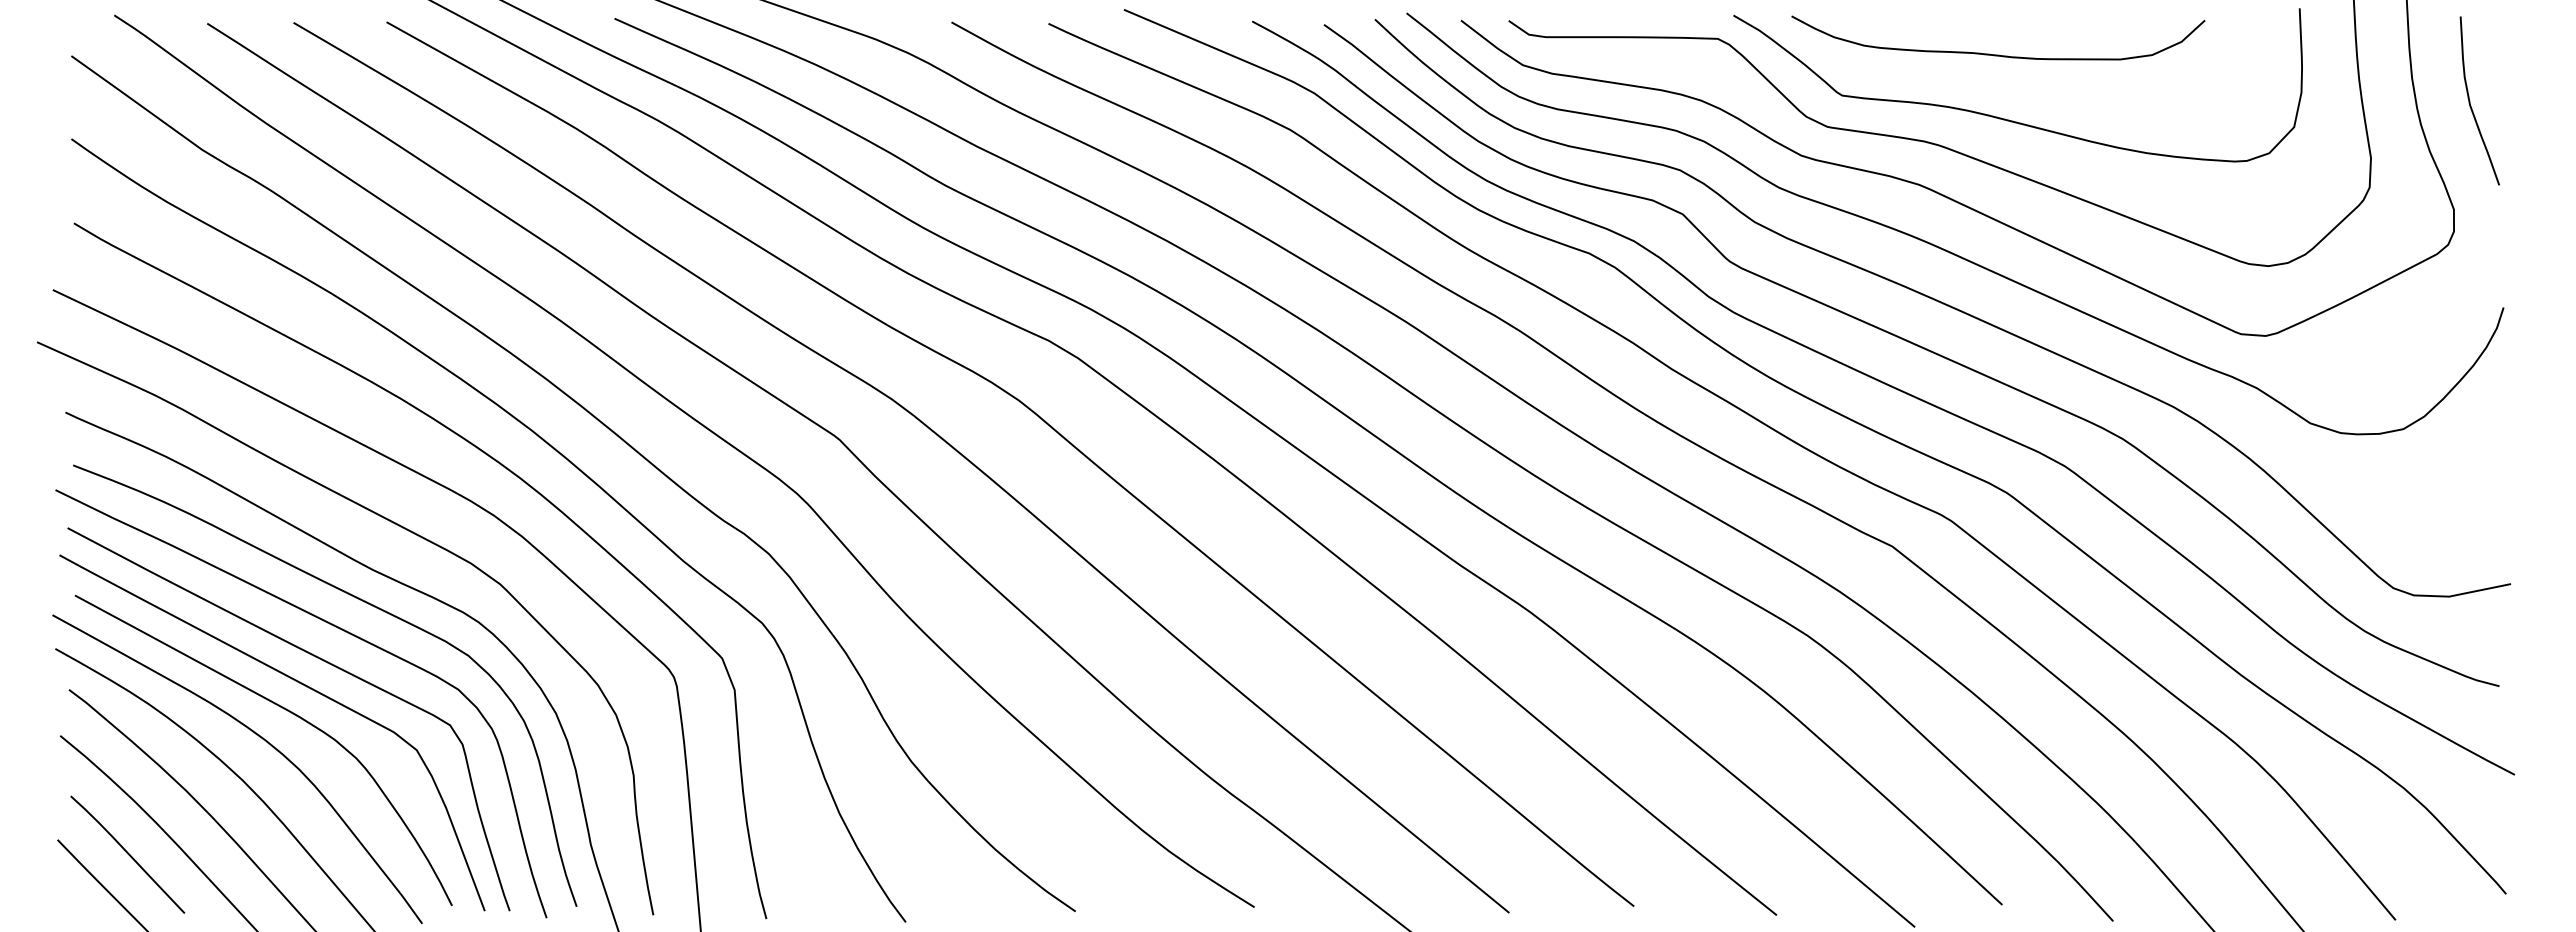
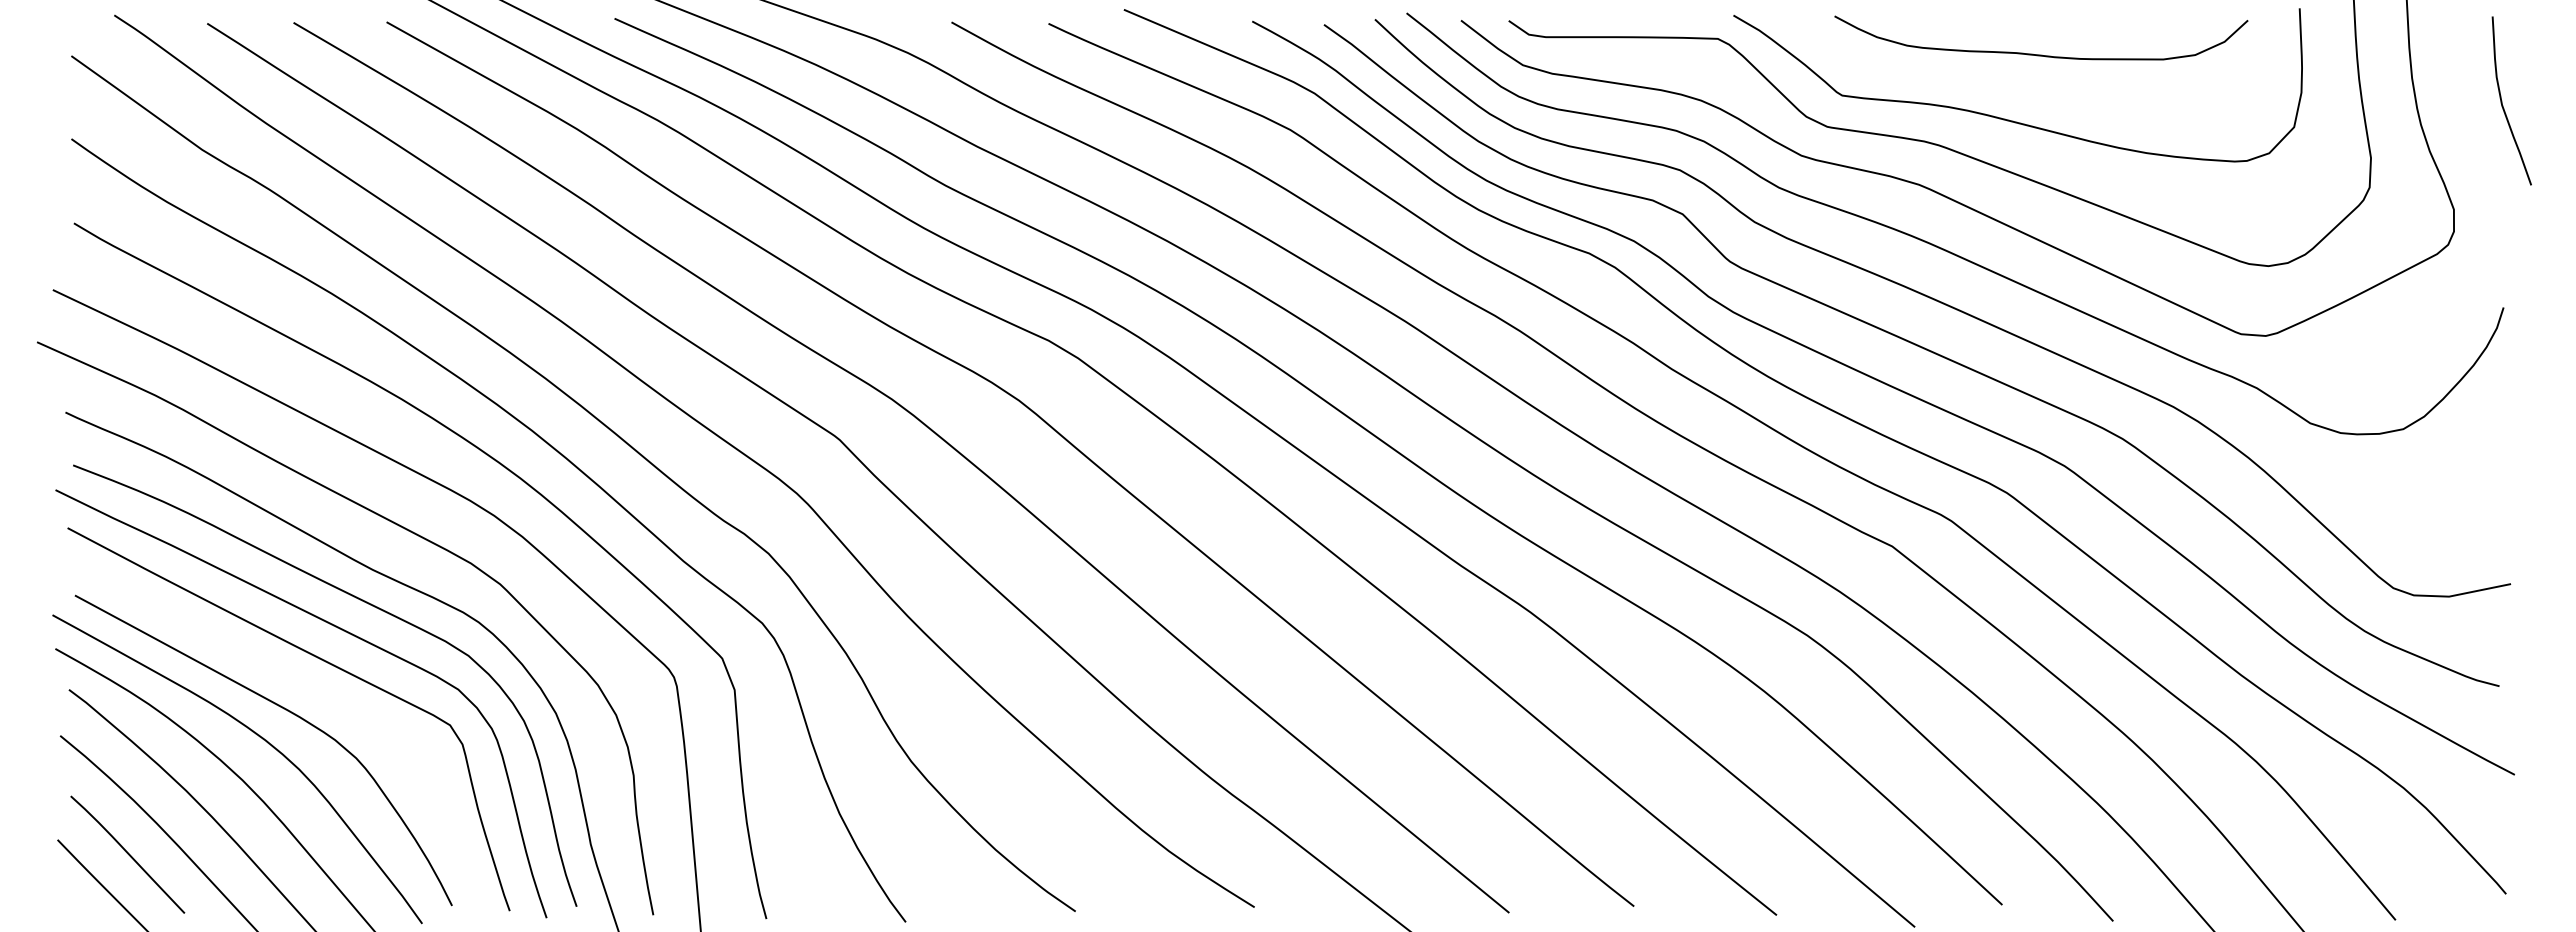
curve position: (1998, 54) -> (2041, 54) (2041, 54)
curve position: (2470, 100) -> (2502, 100) (2502, 100)
curve: present -> none (297, 682)
